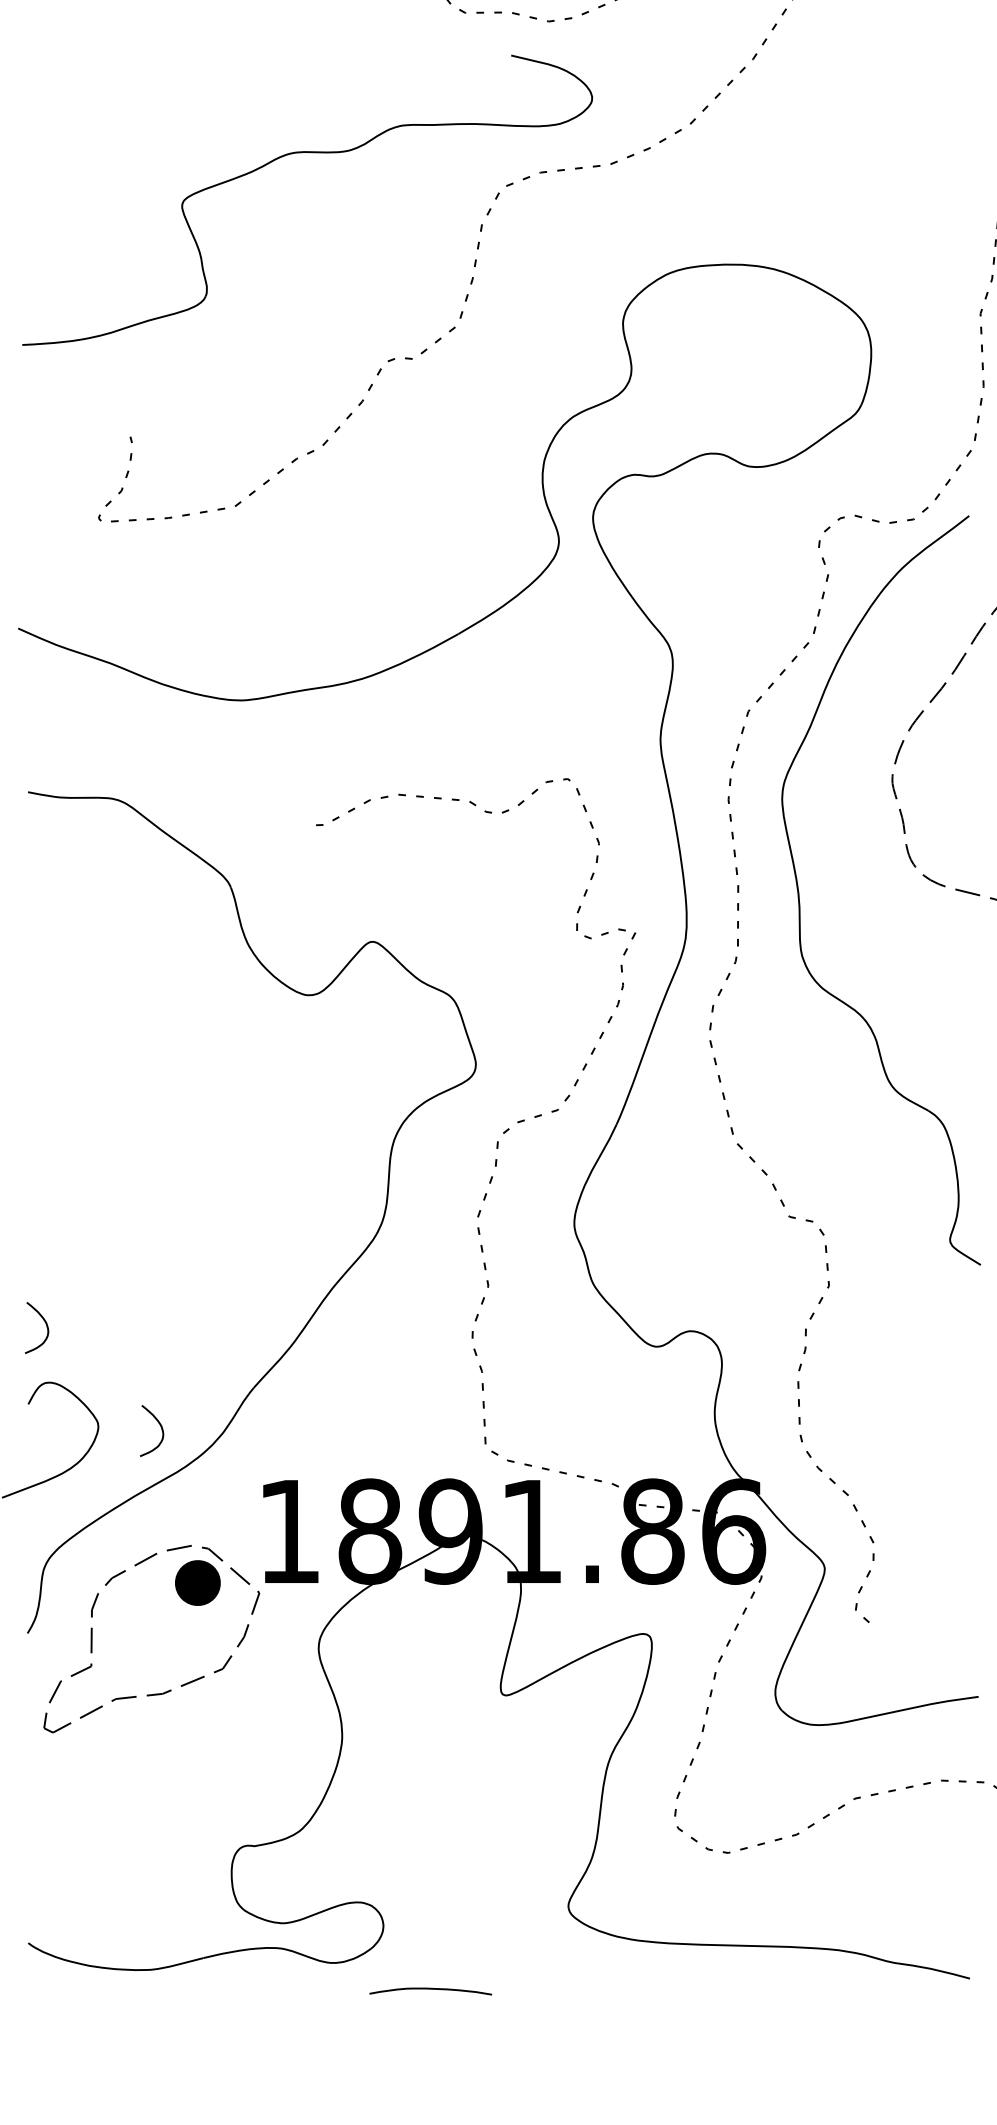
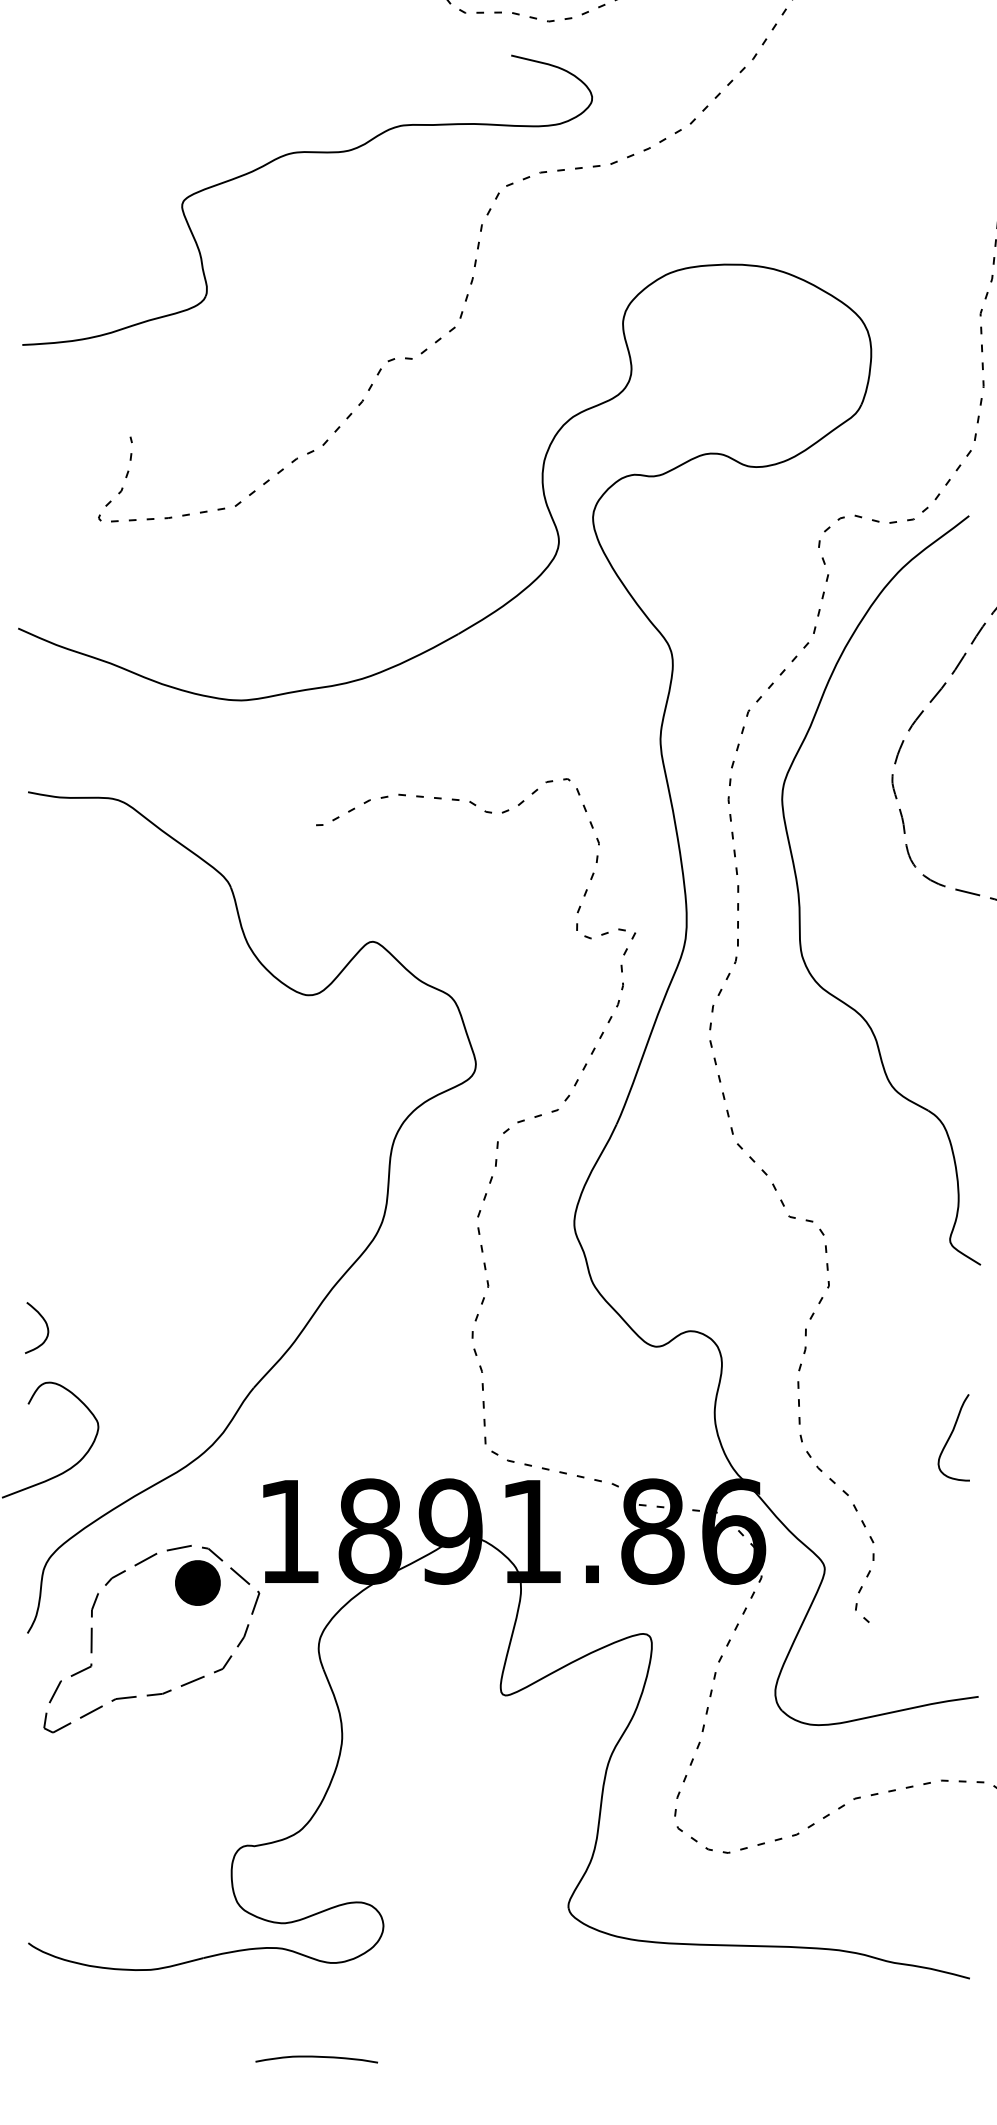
curve: present -> none (160, 1427)
curve: none -> present (951, 1436)
curve position: (430, 1989) -> (316, 2057) (316, 2057)
